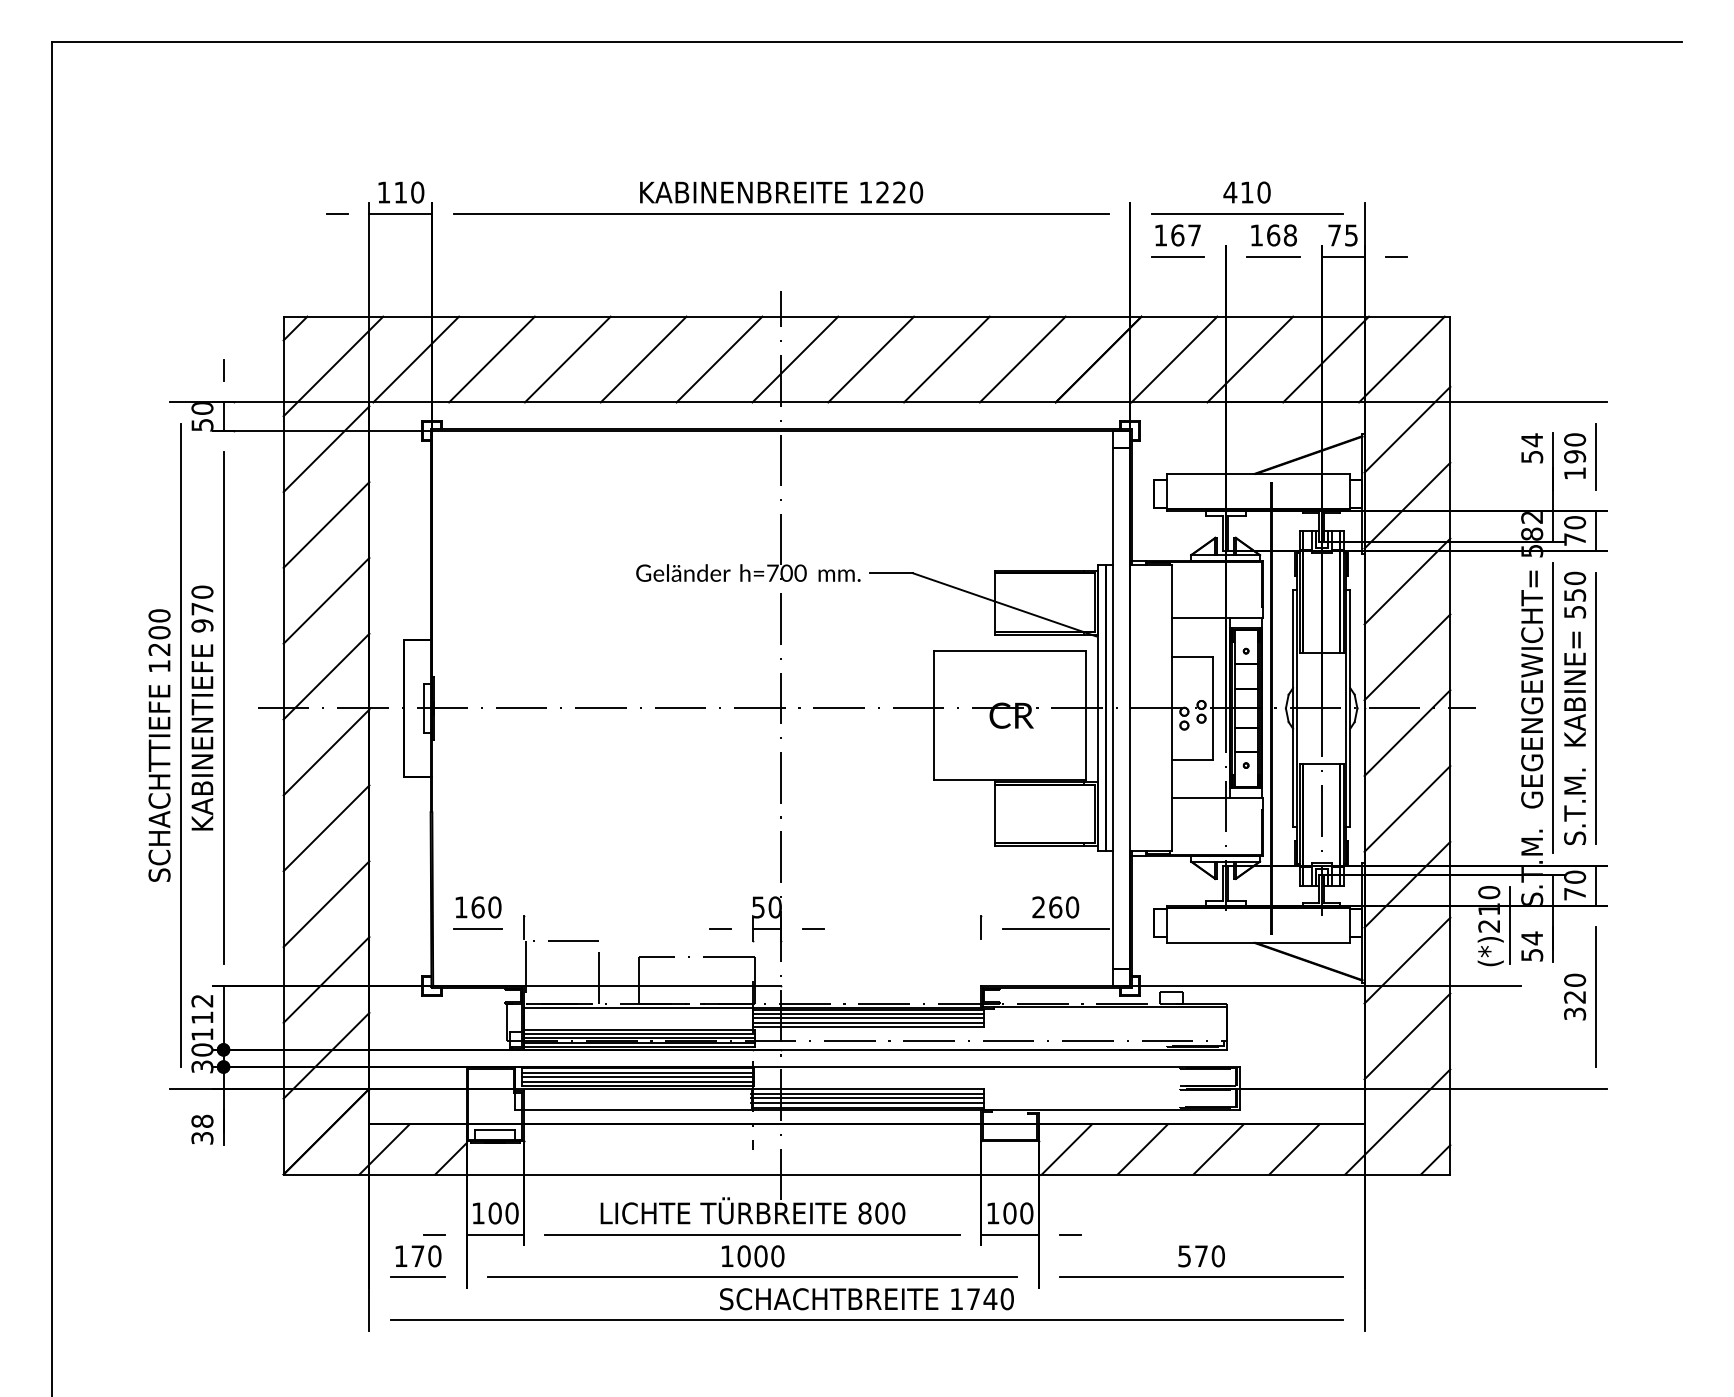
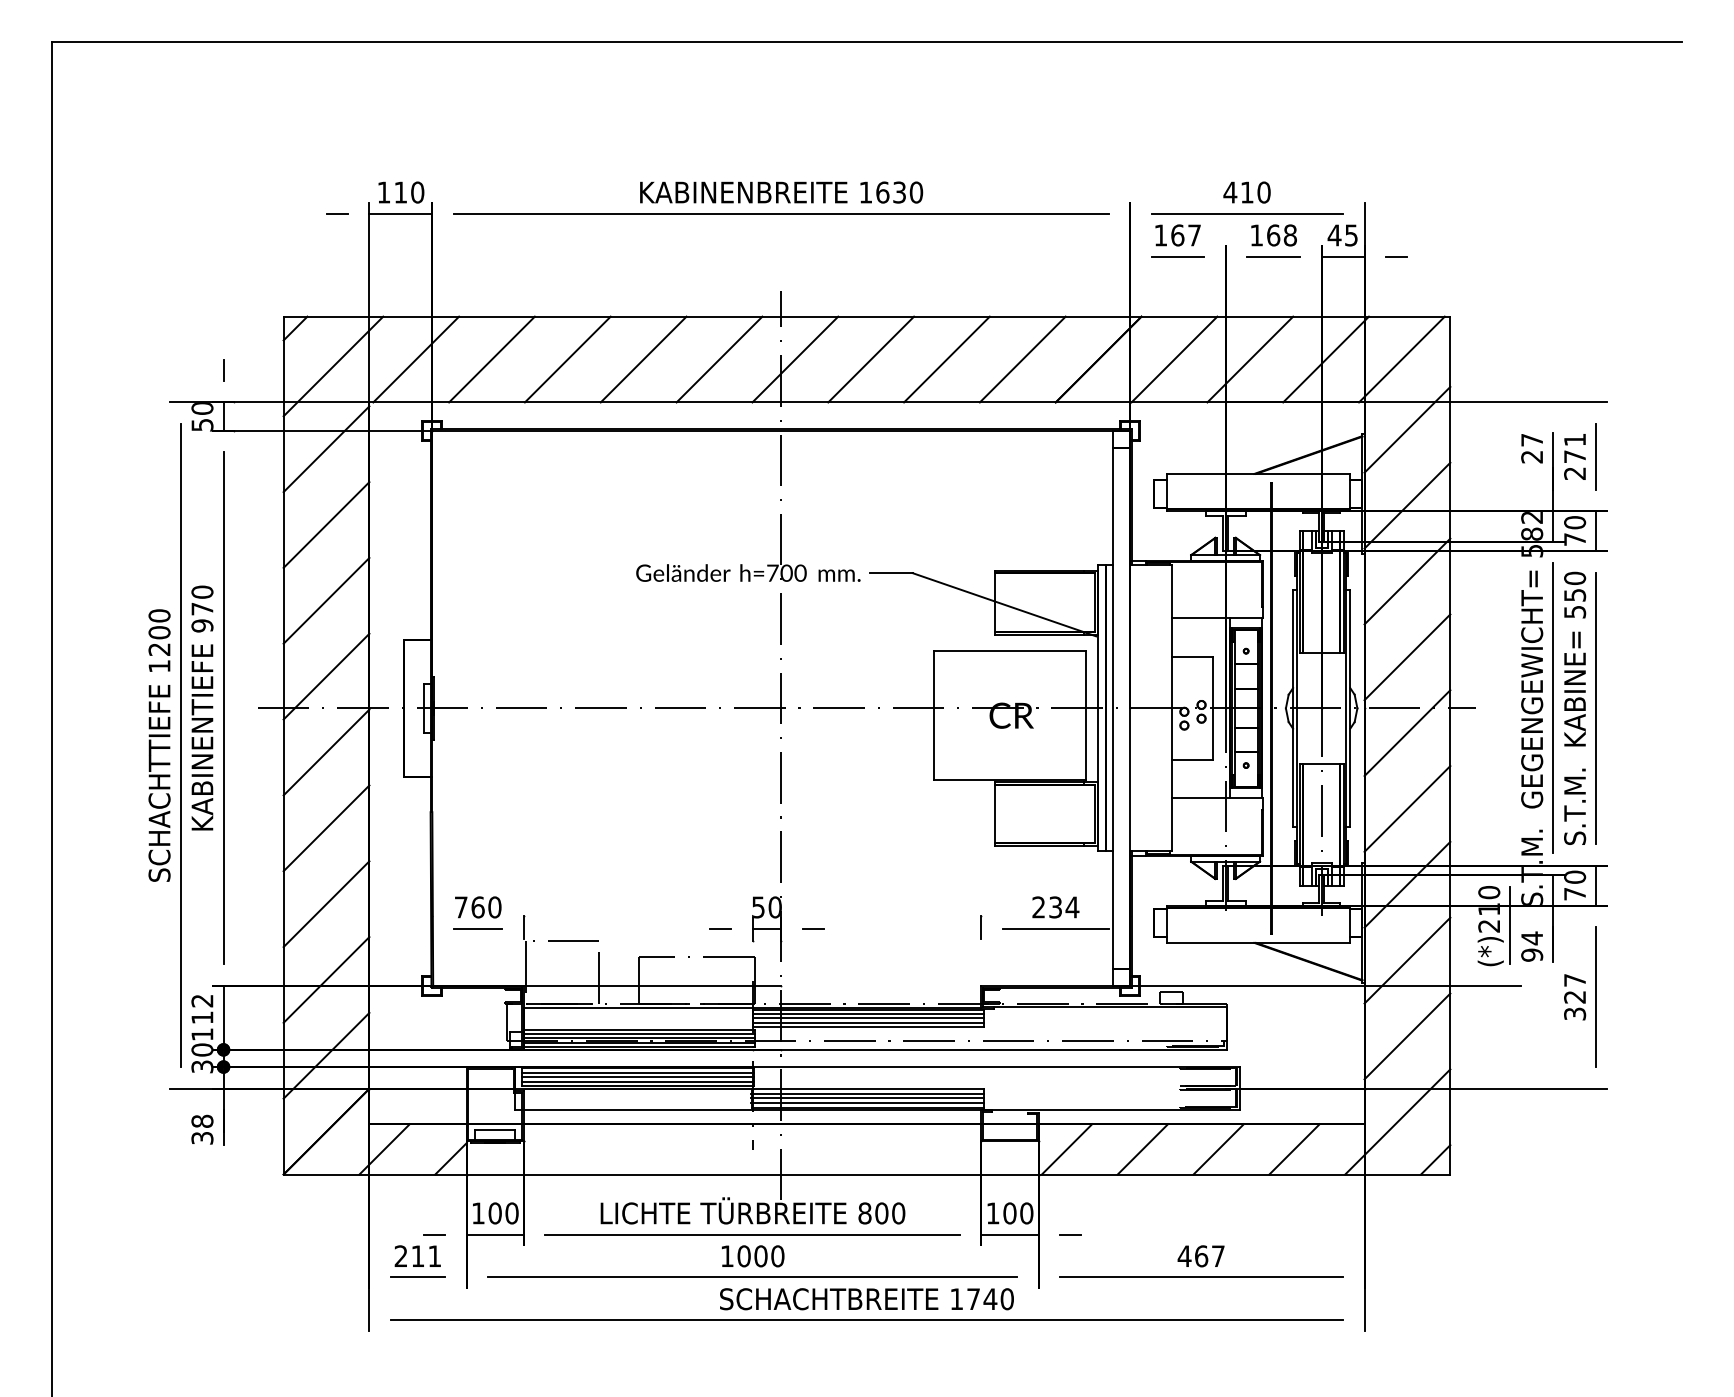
text: 1220 -> 1630 (890, 192)
text: 75 -> 45 (1334, 235)
text: 54 -> 27 (1532, 448)
text: 190 -> 271 (1575, 456)
text: 160 -> 760 (461, 907)
text: 260 -> 234 (1064, 907)
text: 54 -> 94 (1531, 954)
text: 320 -> 327 (1575, 979)
text: 170 -> 211 (417, 1256)
text: 570 -> 467 (1200, 1256)
